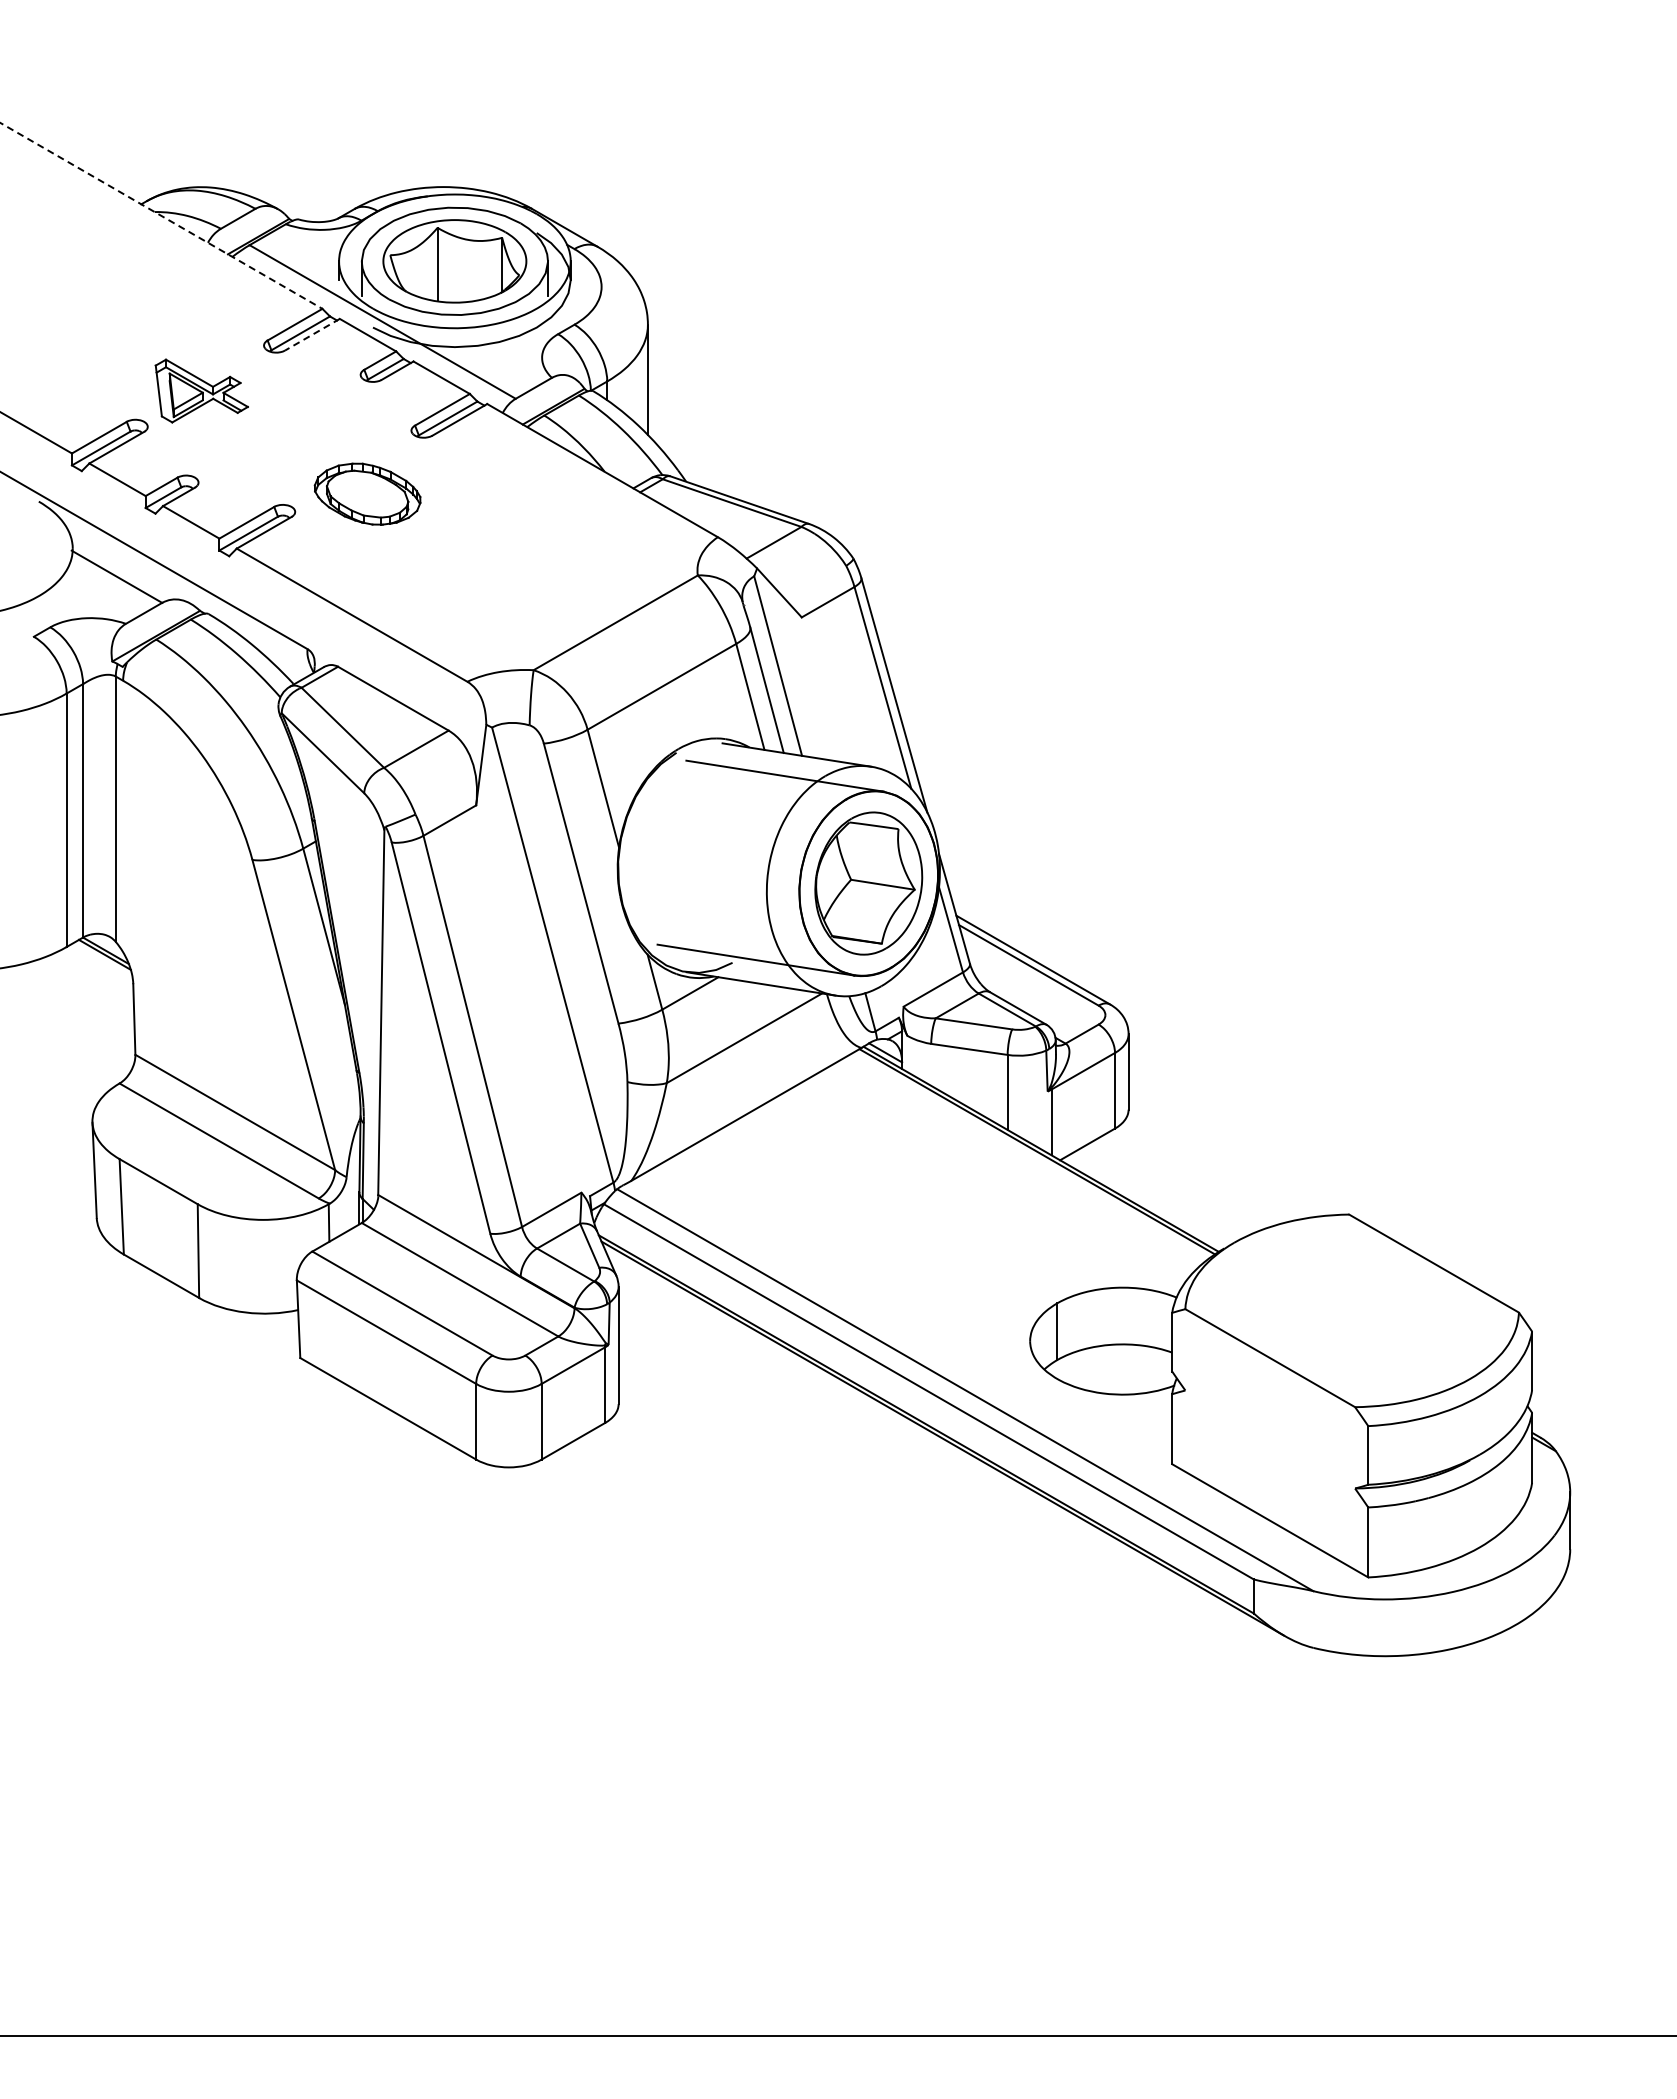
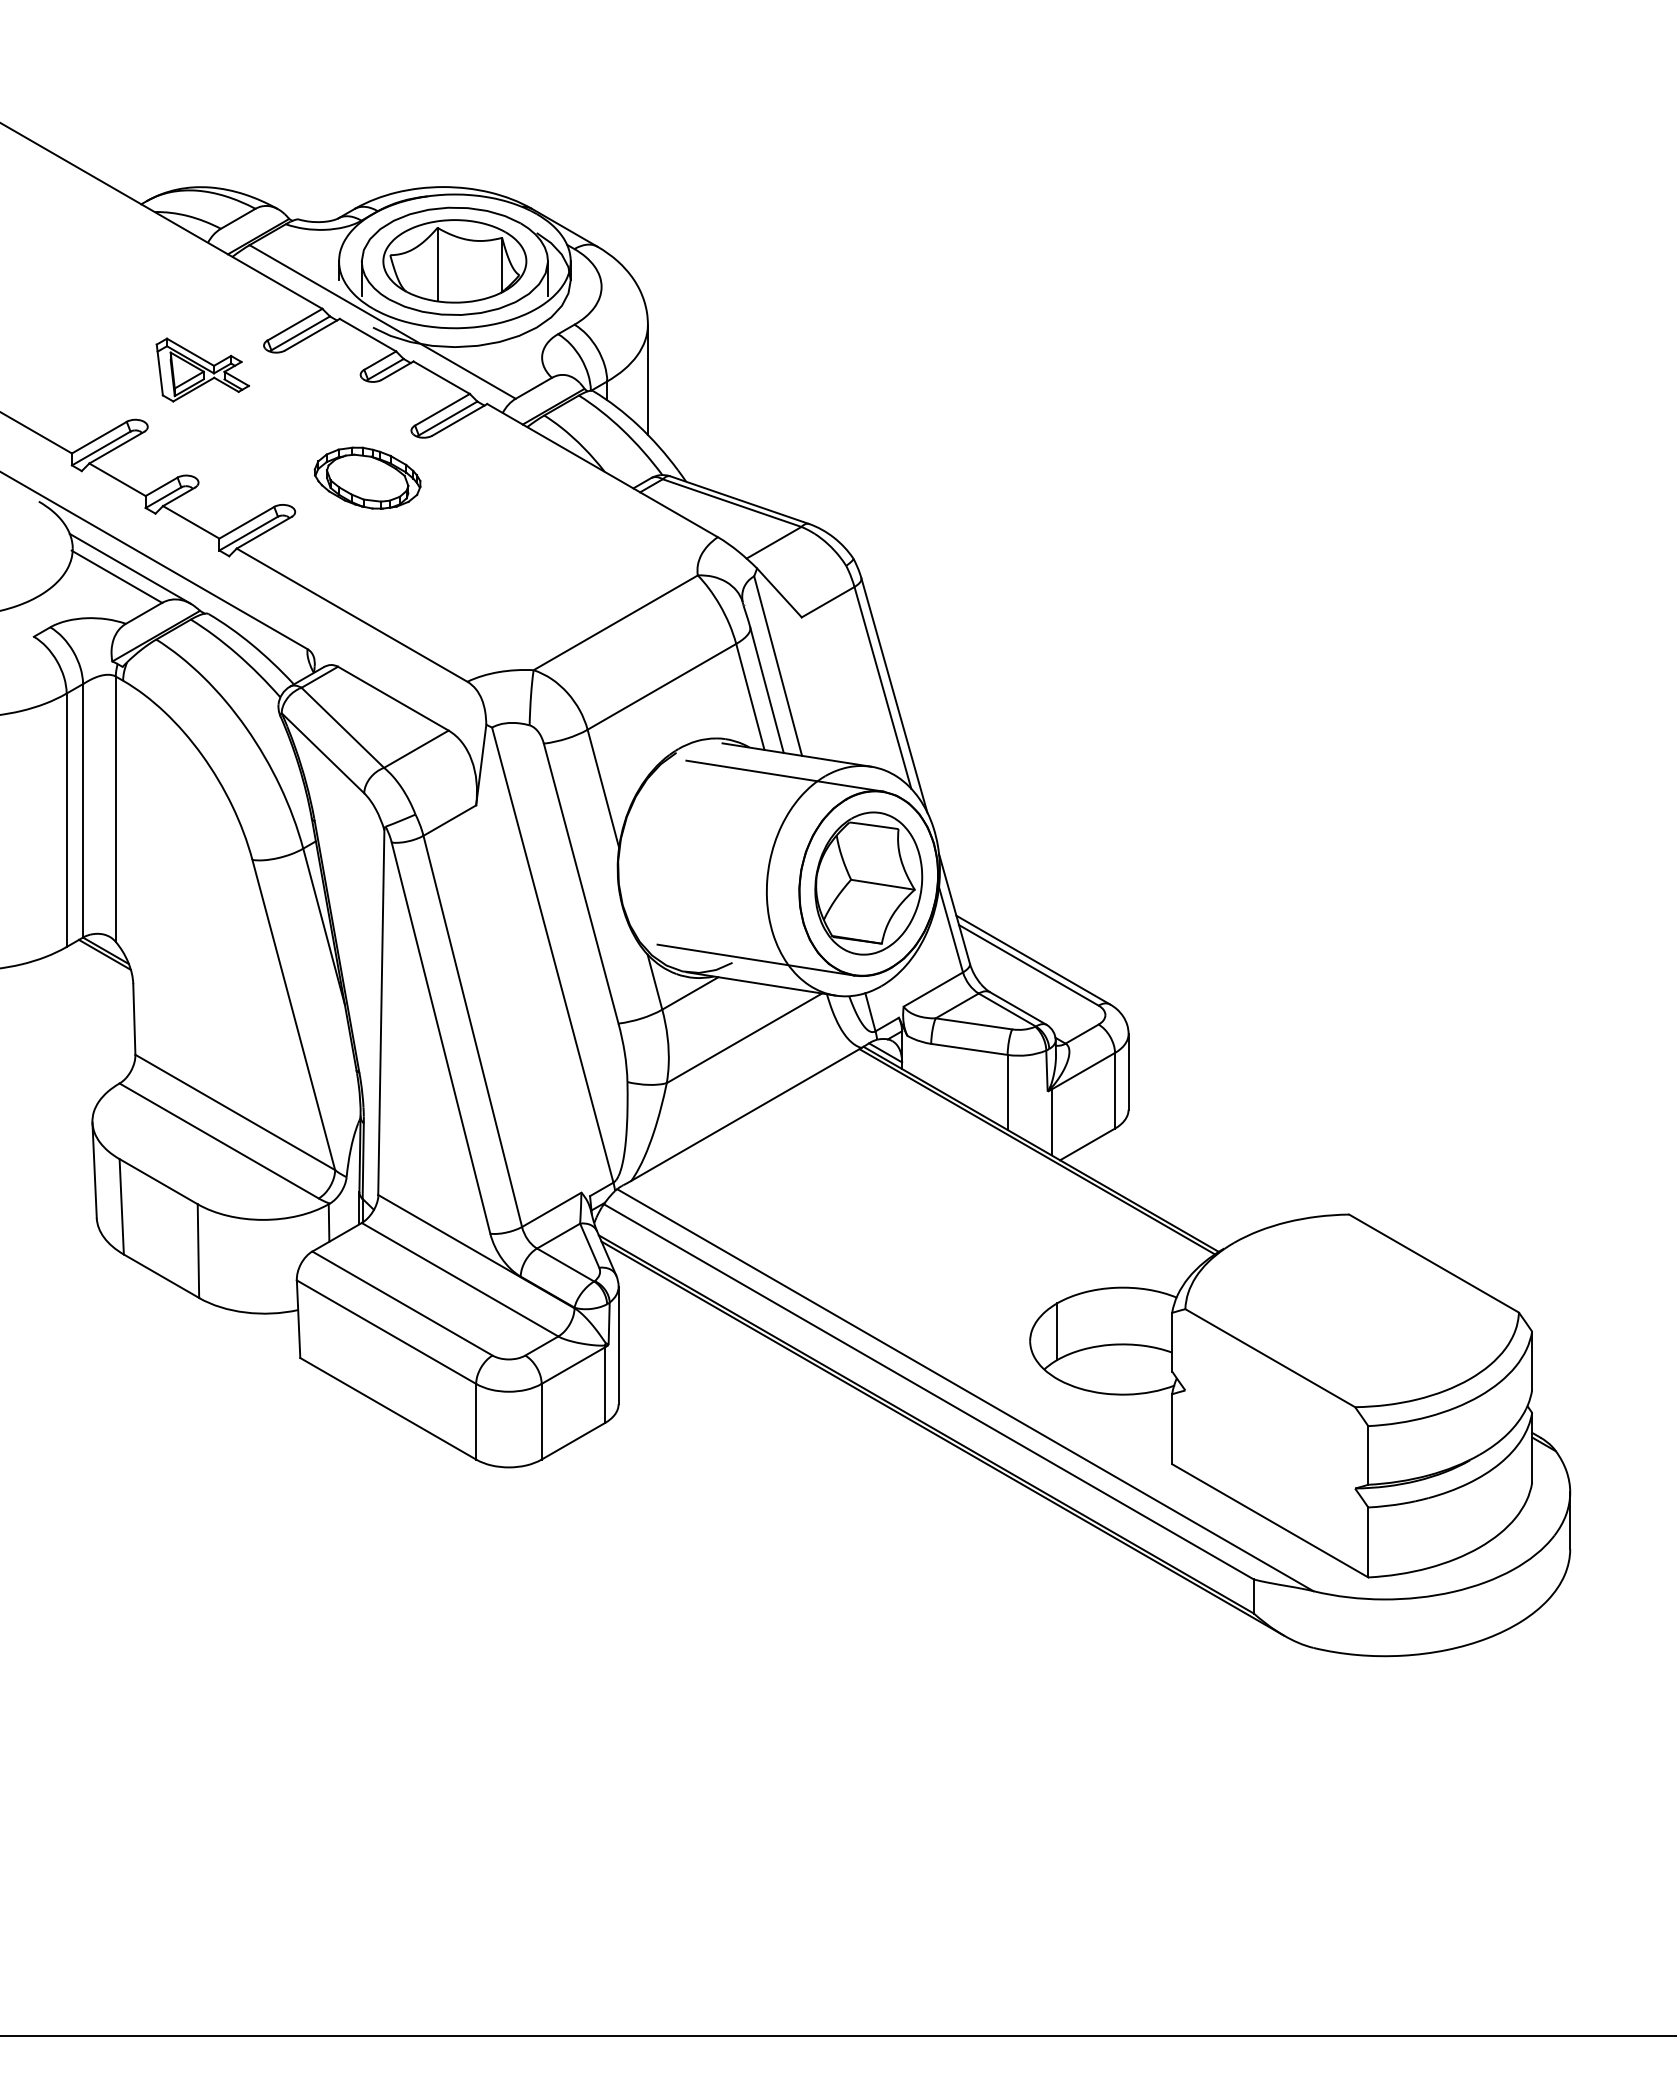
line: dashed -> solid (161, 215)
line: dashed -> solid (312, 334)
part position: (201, 390) -> (202, 369) (202, 369)
part position: (367, 493) -> (367, 477) (367, 477)
line: none -> present (129, 568)
